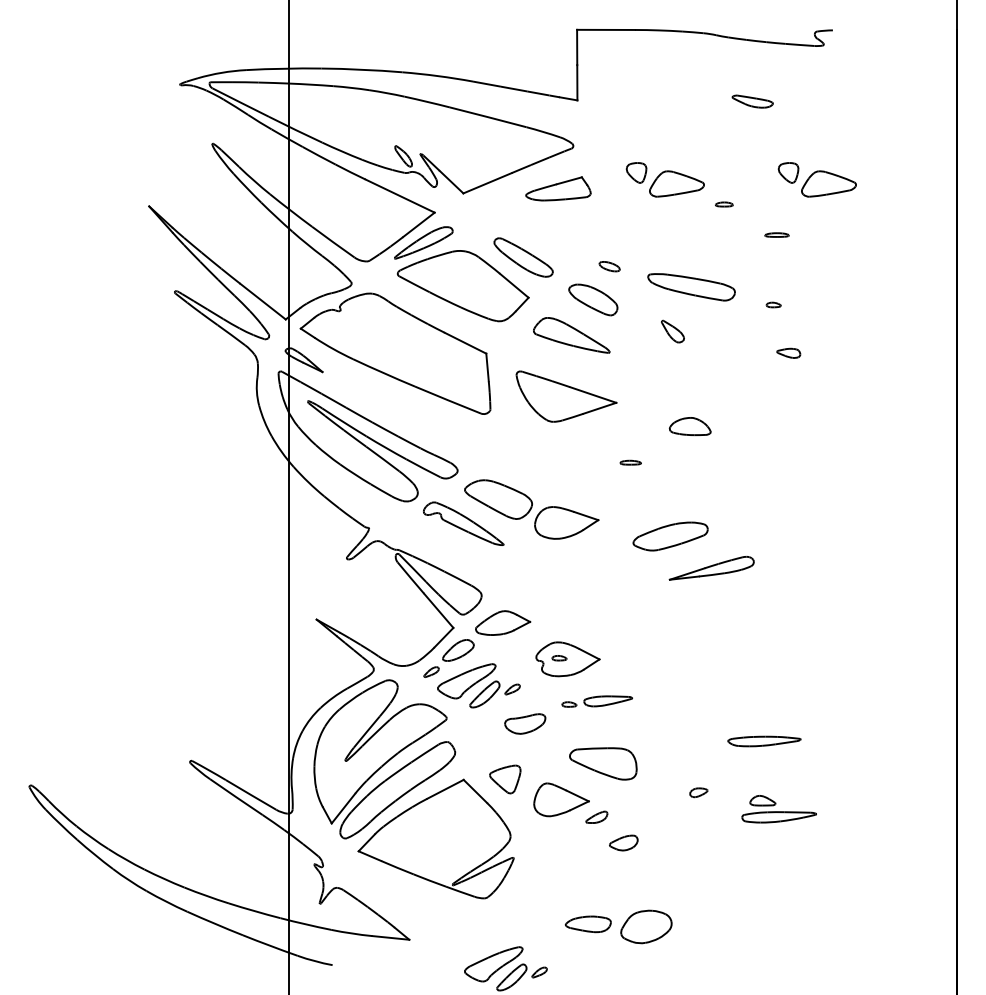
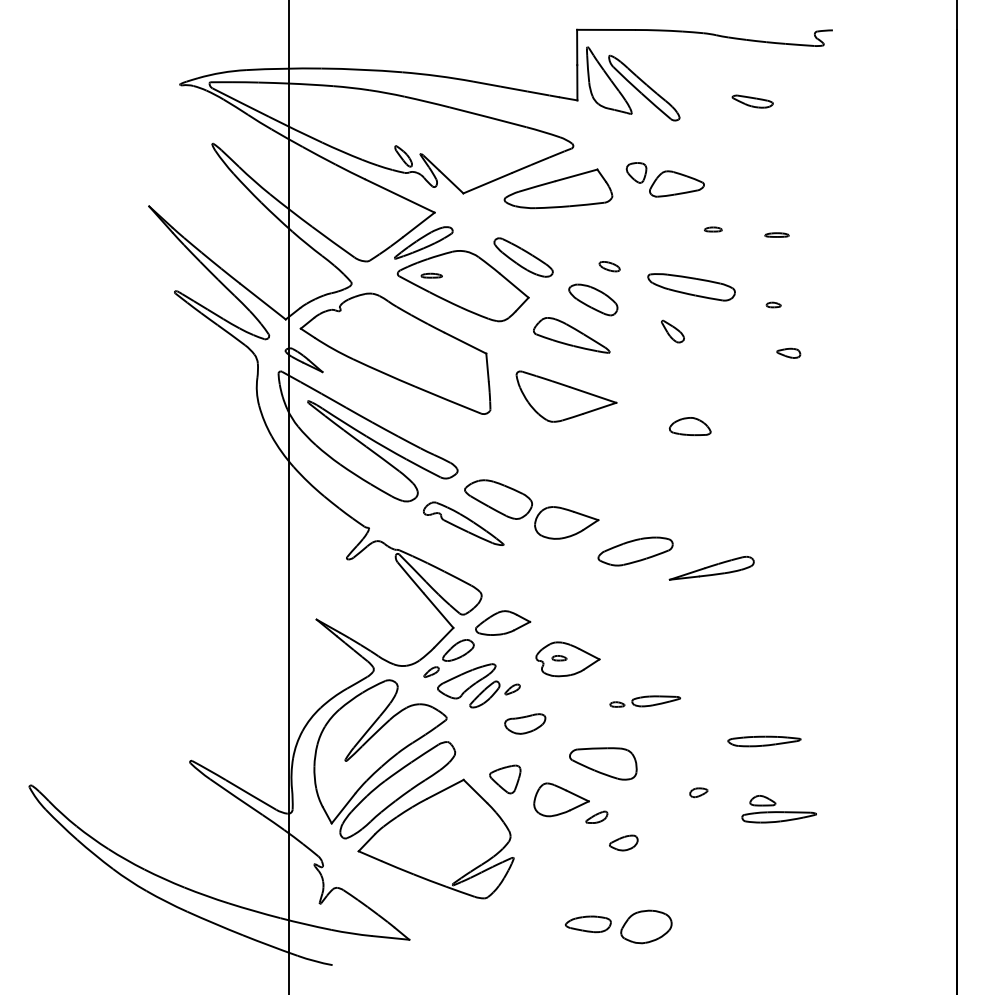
part: none -> present (633, 83)
part: present -> none (816, 179)
part size: 67x26 px -> 111x42 px (558, 188)
part position: (724, 204) -> (713, 229) (713, 229)
part position: (630, 462) -> (431, 275) (431, 275)
part position: (670, 536) -> (635, 551) (635, 551)
part position: (596, 701) -> (644, 701) (644, 701)
part: present -> none (505, 968)
